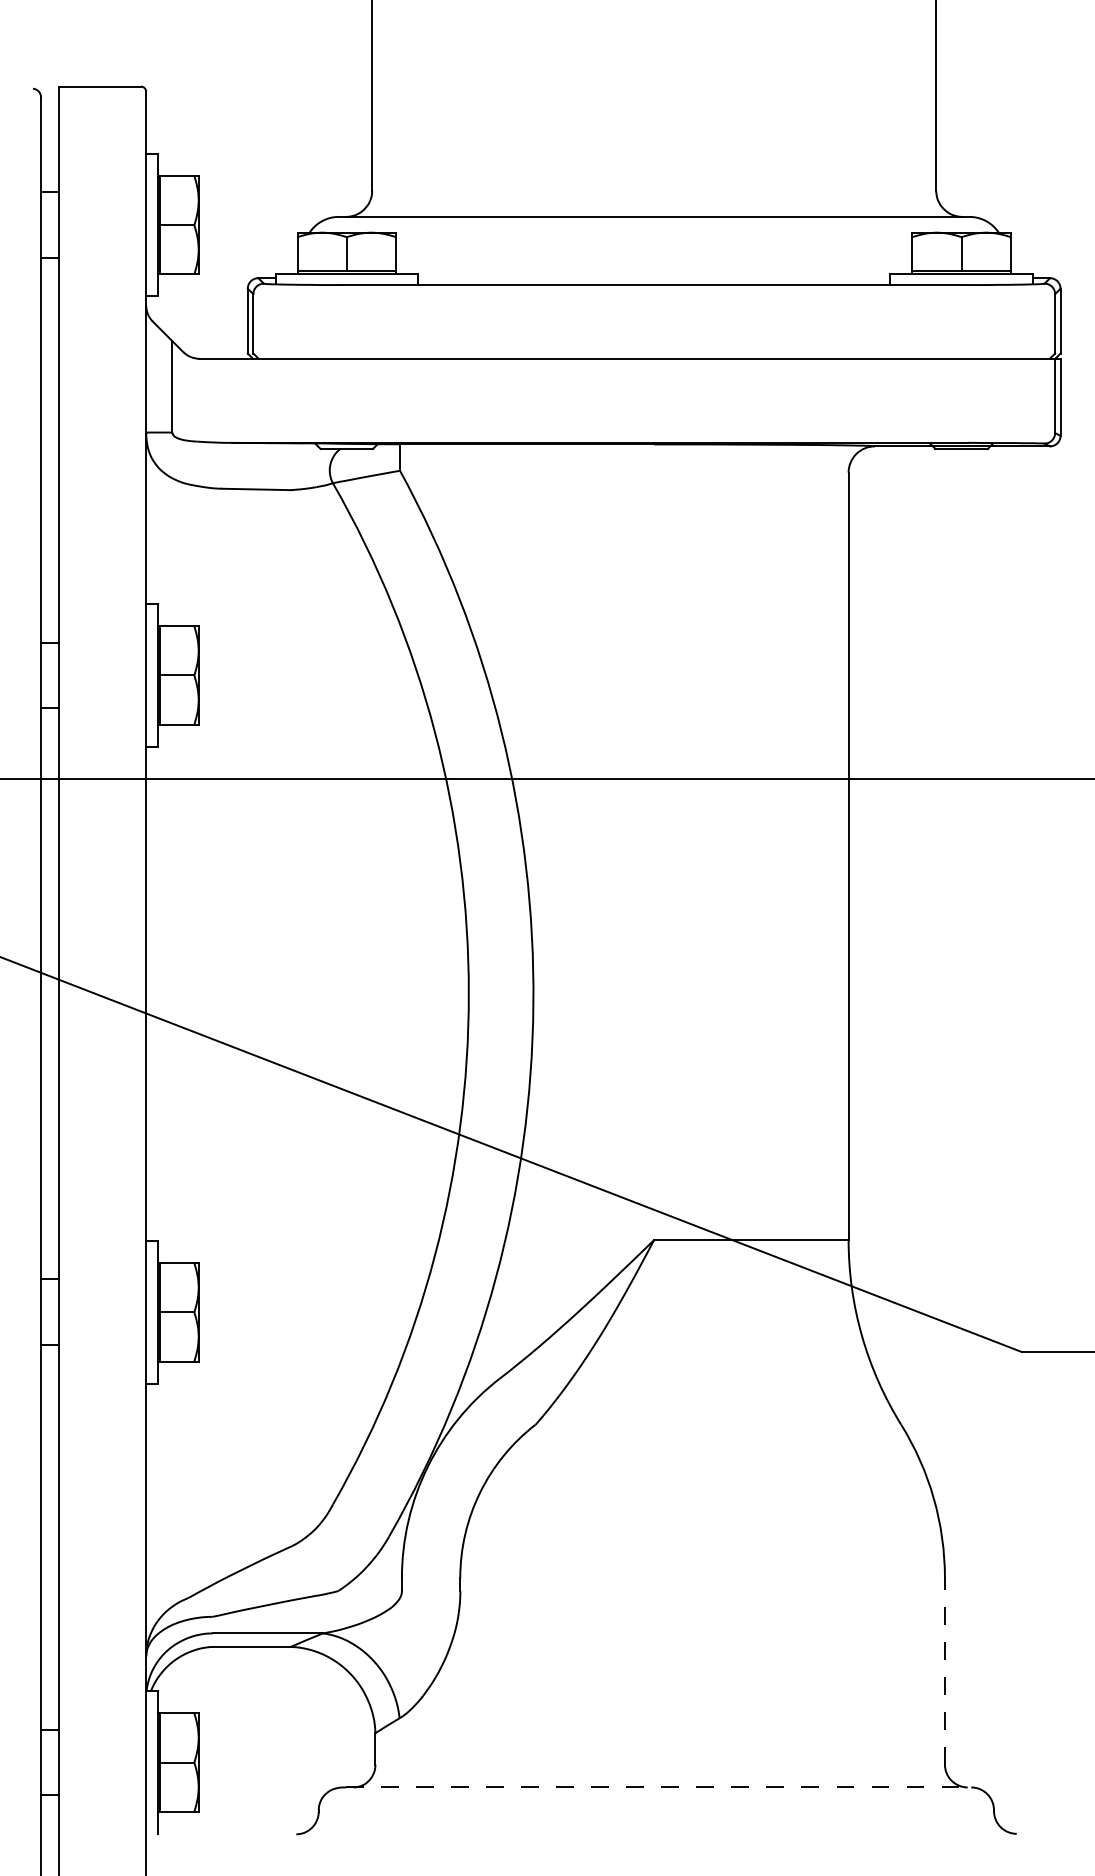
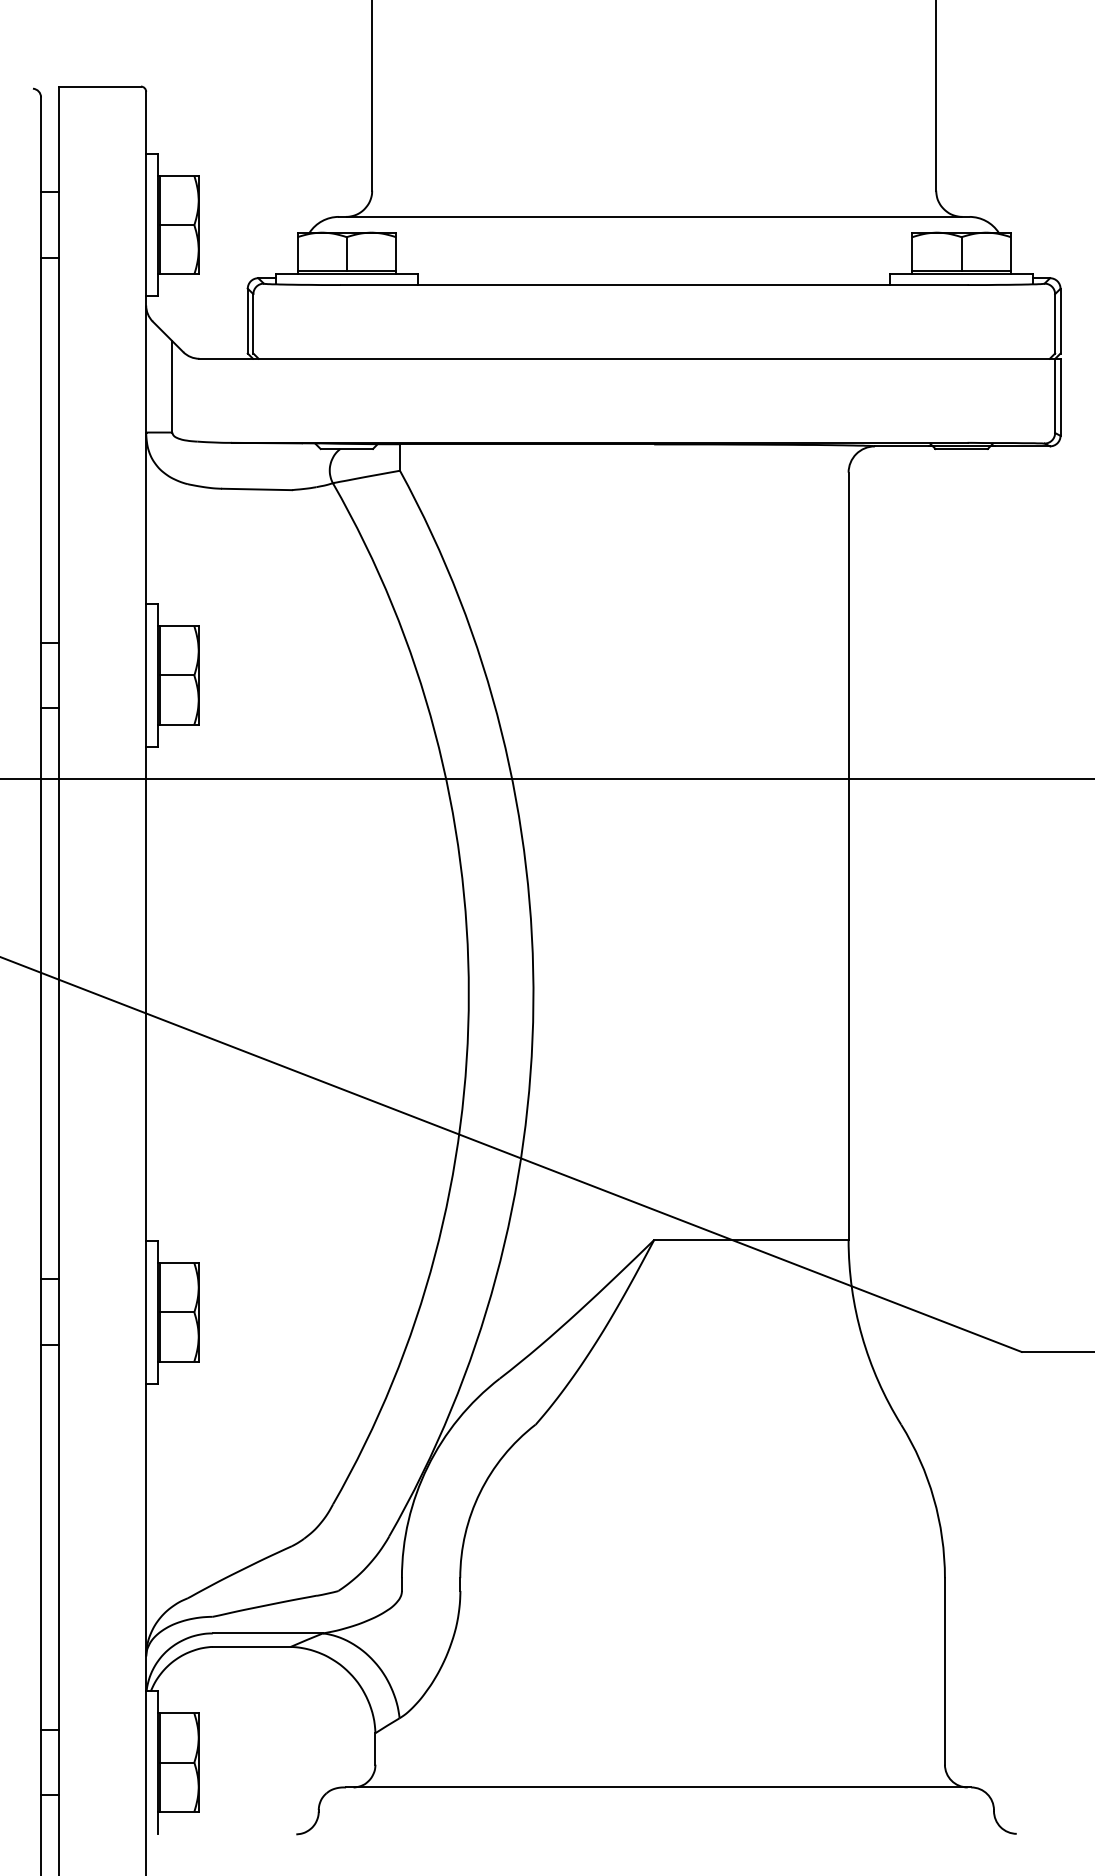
line: dashed -> solid (944, 1670)
line: dashed -> solid (658, 1787)
